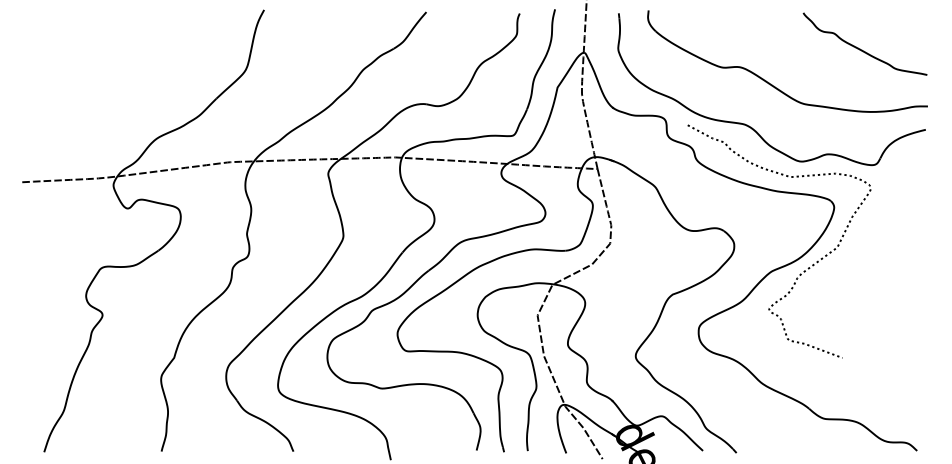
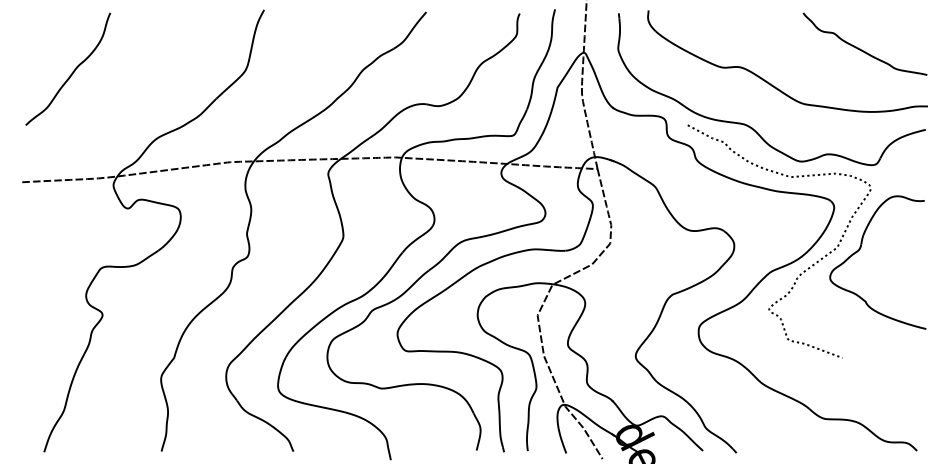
curve: none -> present (72, 71)
part: none -> present (860, 249)
